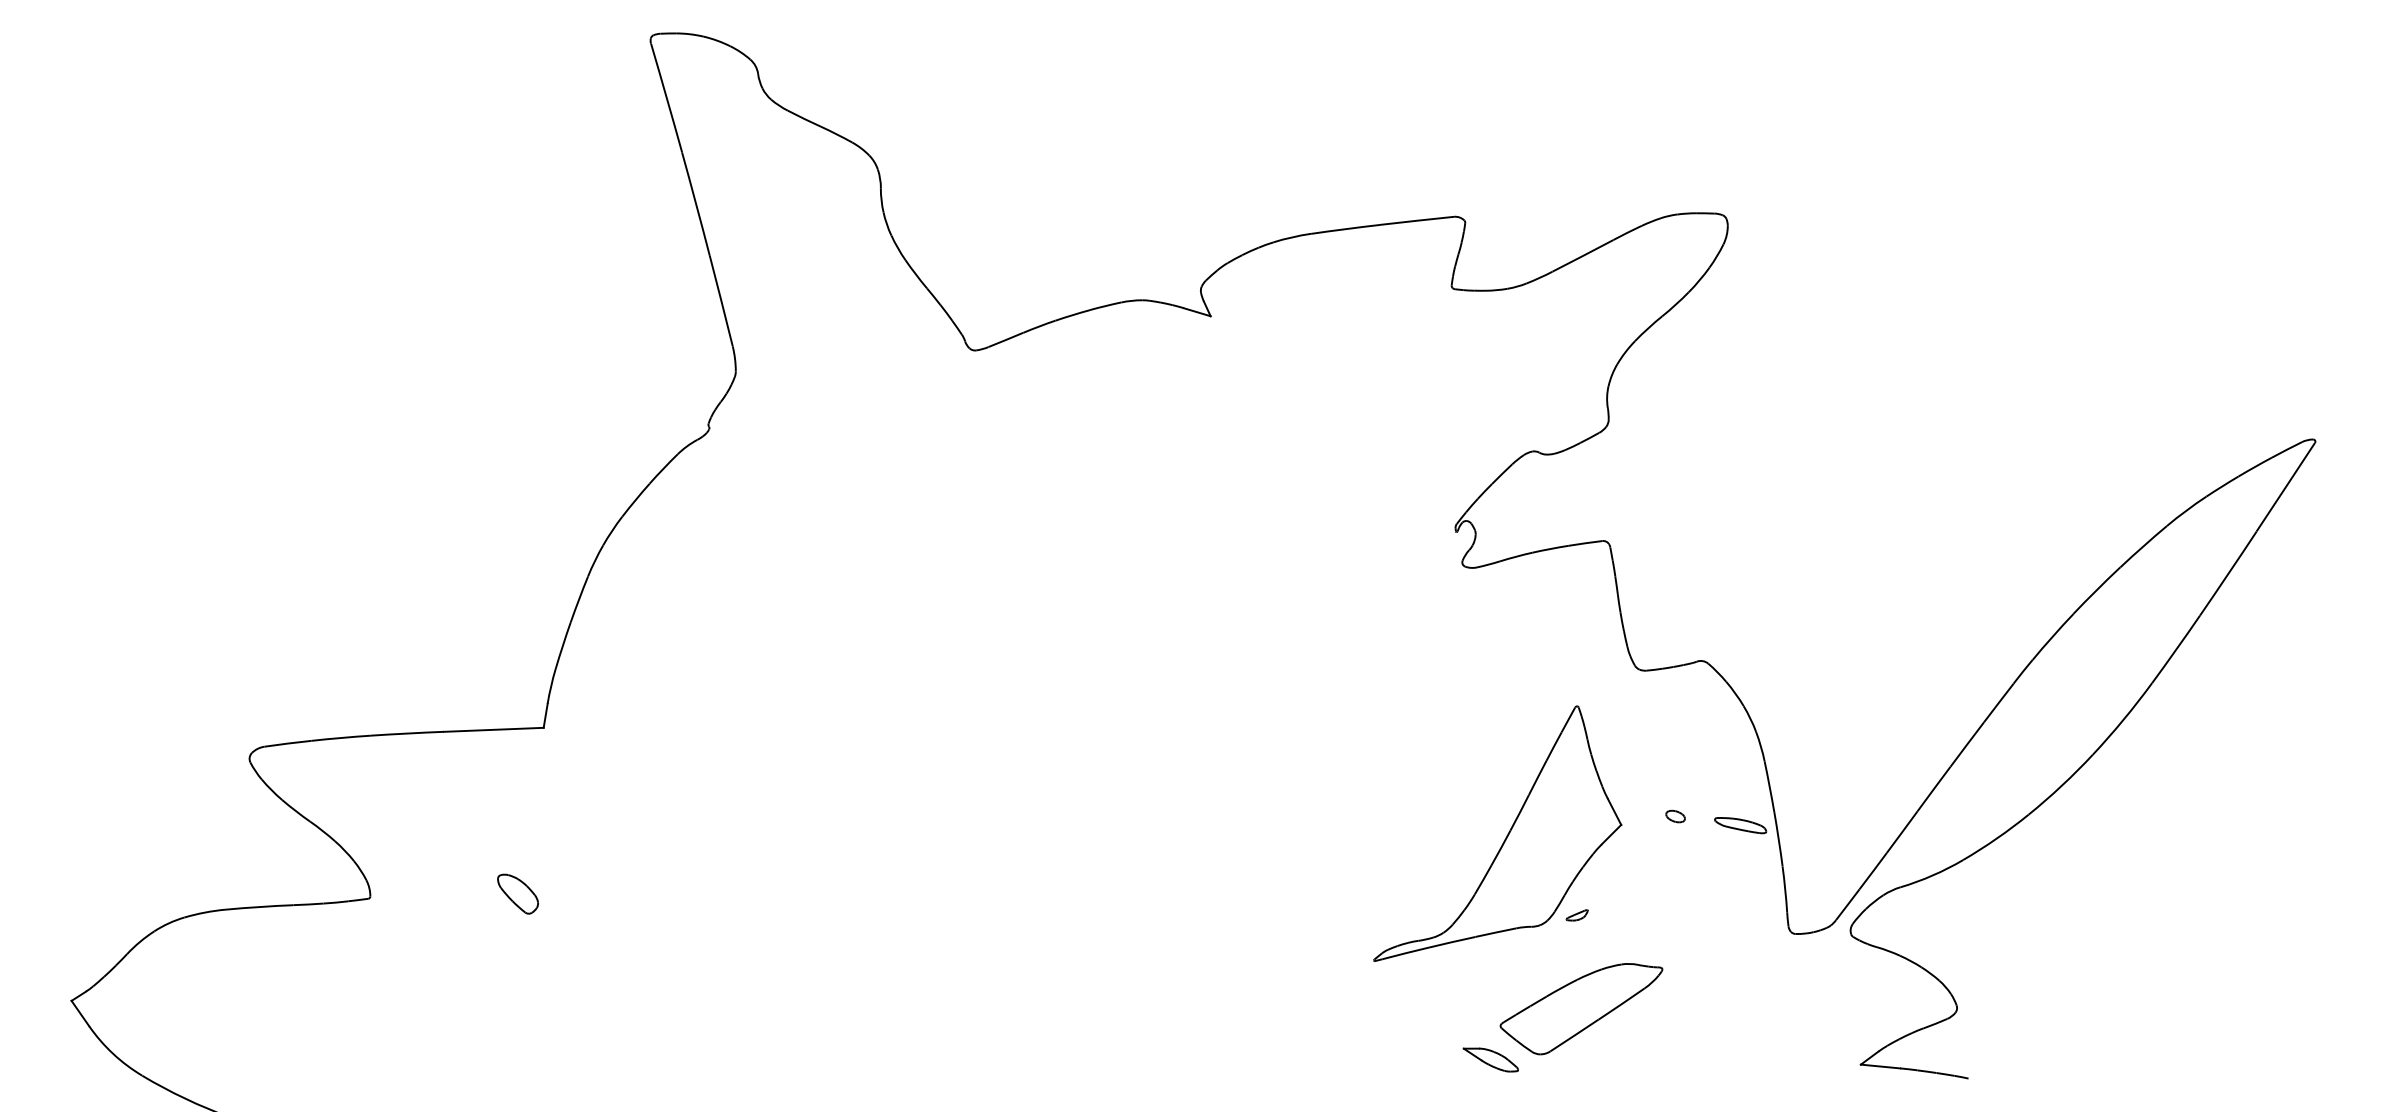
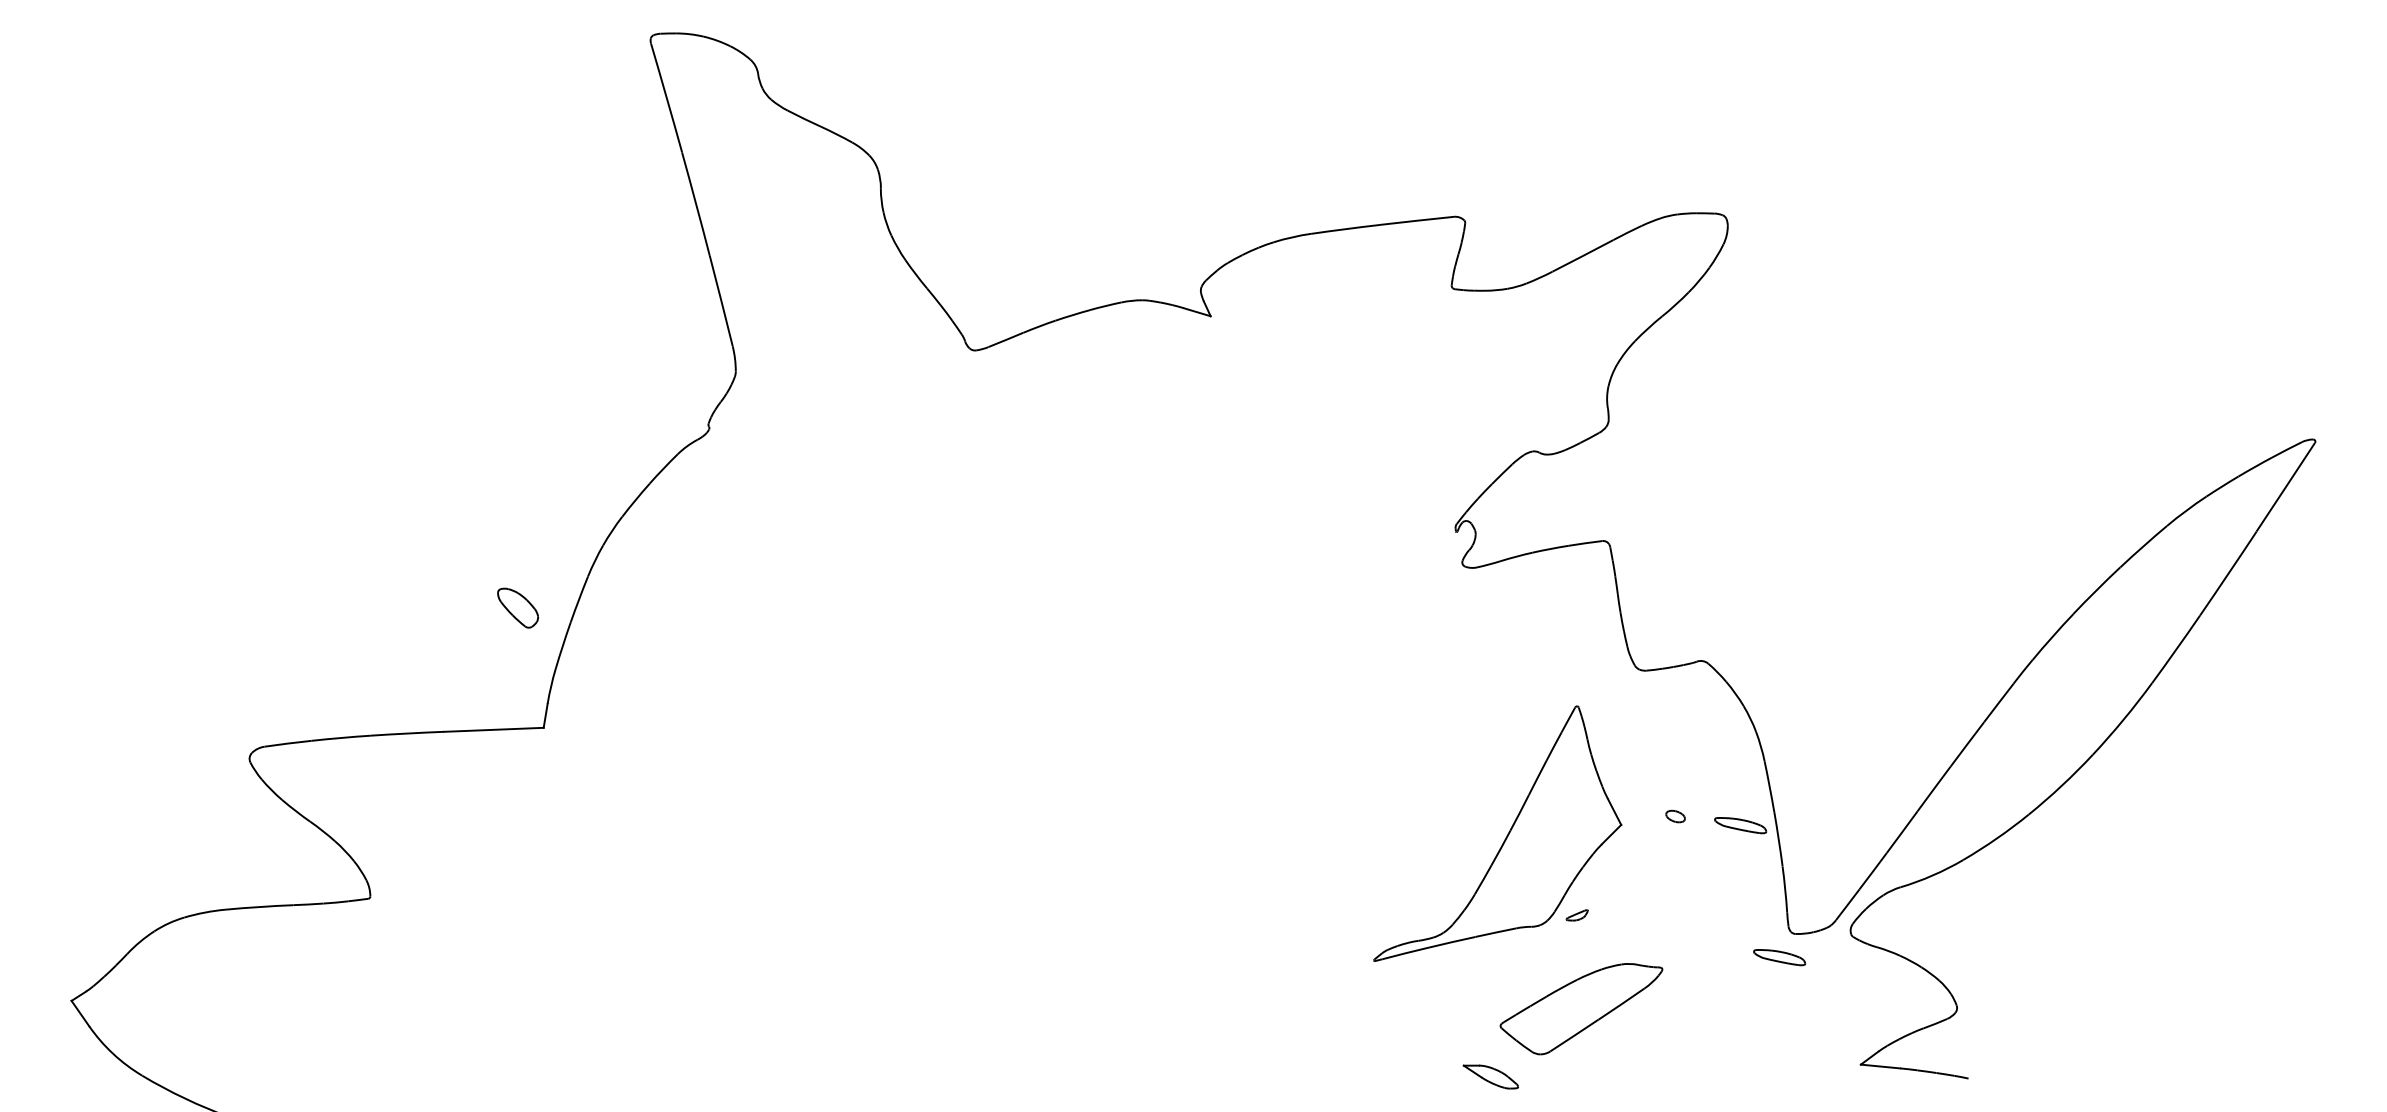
part position: (517, 893) -> (517, 607) (517, 607)
part: none -> present (1779, 957)
part position: (1490, 1059) -> (1490, 1076) (1490, 1076)
